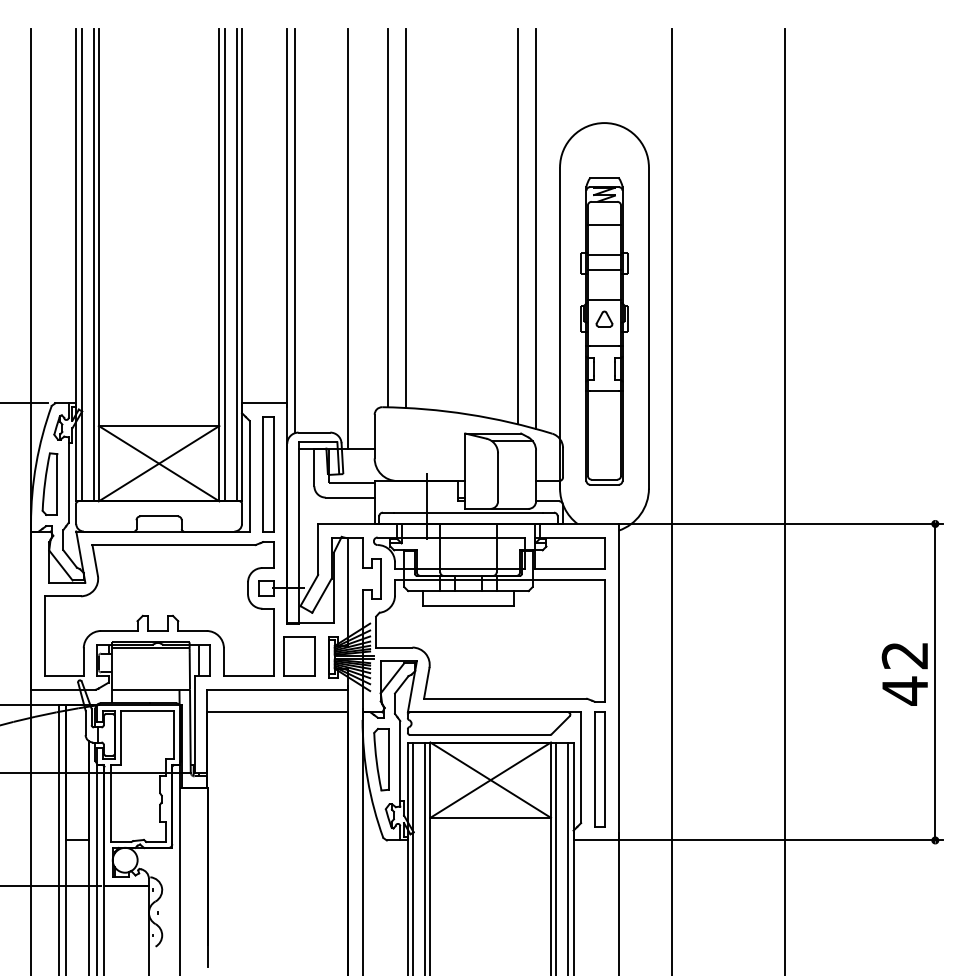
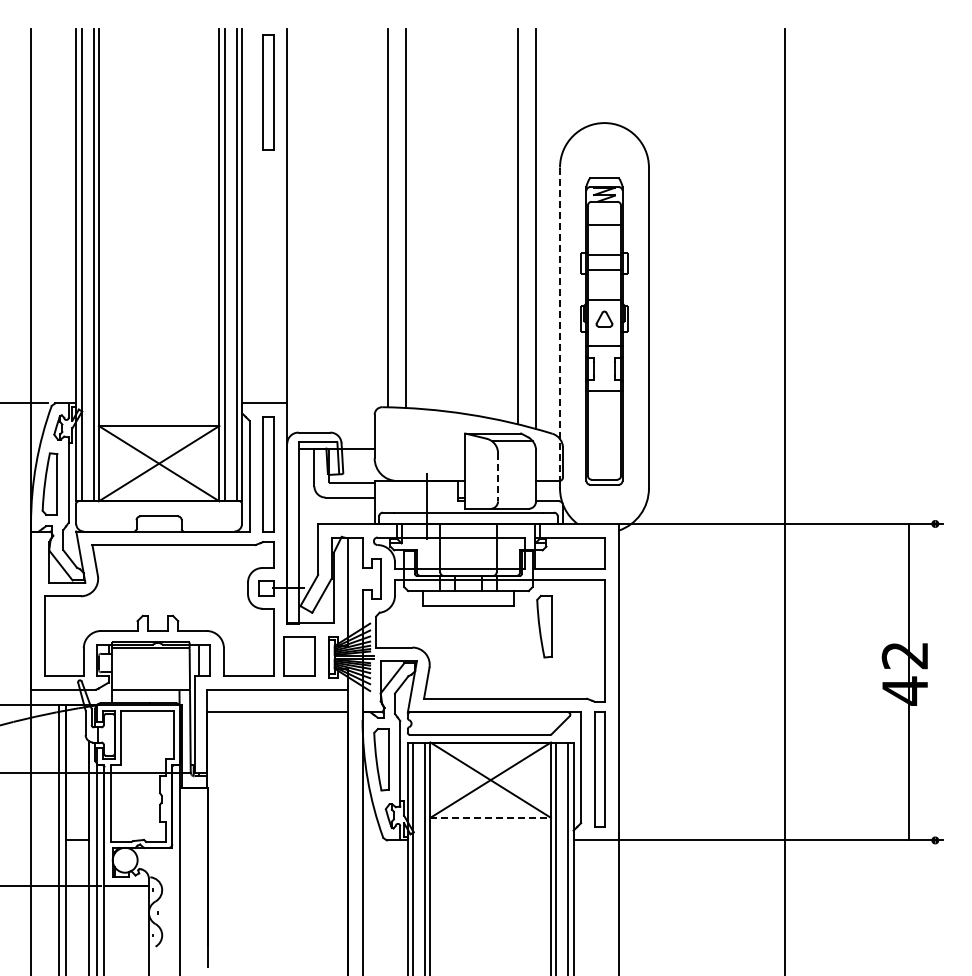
part: none -> present (268, 92)
line: present -> none (294, 231)
line: present -> none (347, 239)
line: solid -> dashed (560, 328)
line: solid -> dashed (498, 477)
line: present -> none (671, 500)
part: none -> present (544, 626)
line position: (935, 681) -> (909, 681) (909, 681)
line: solid -> dashed (491, 817)
